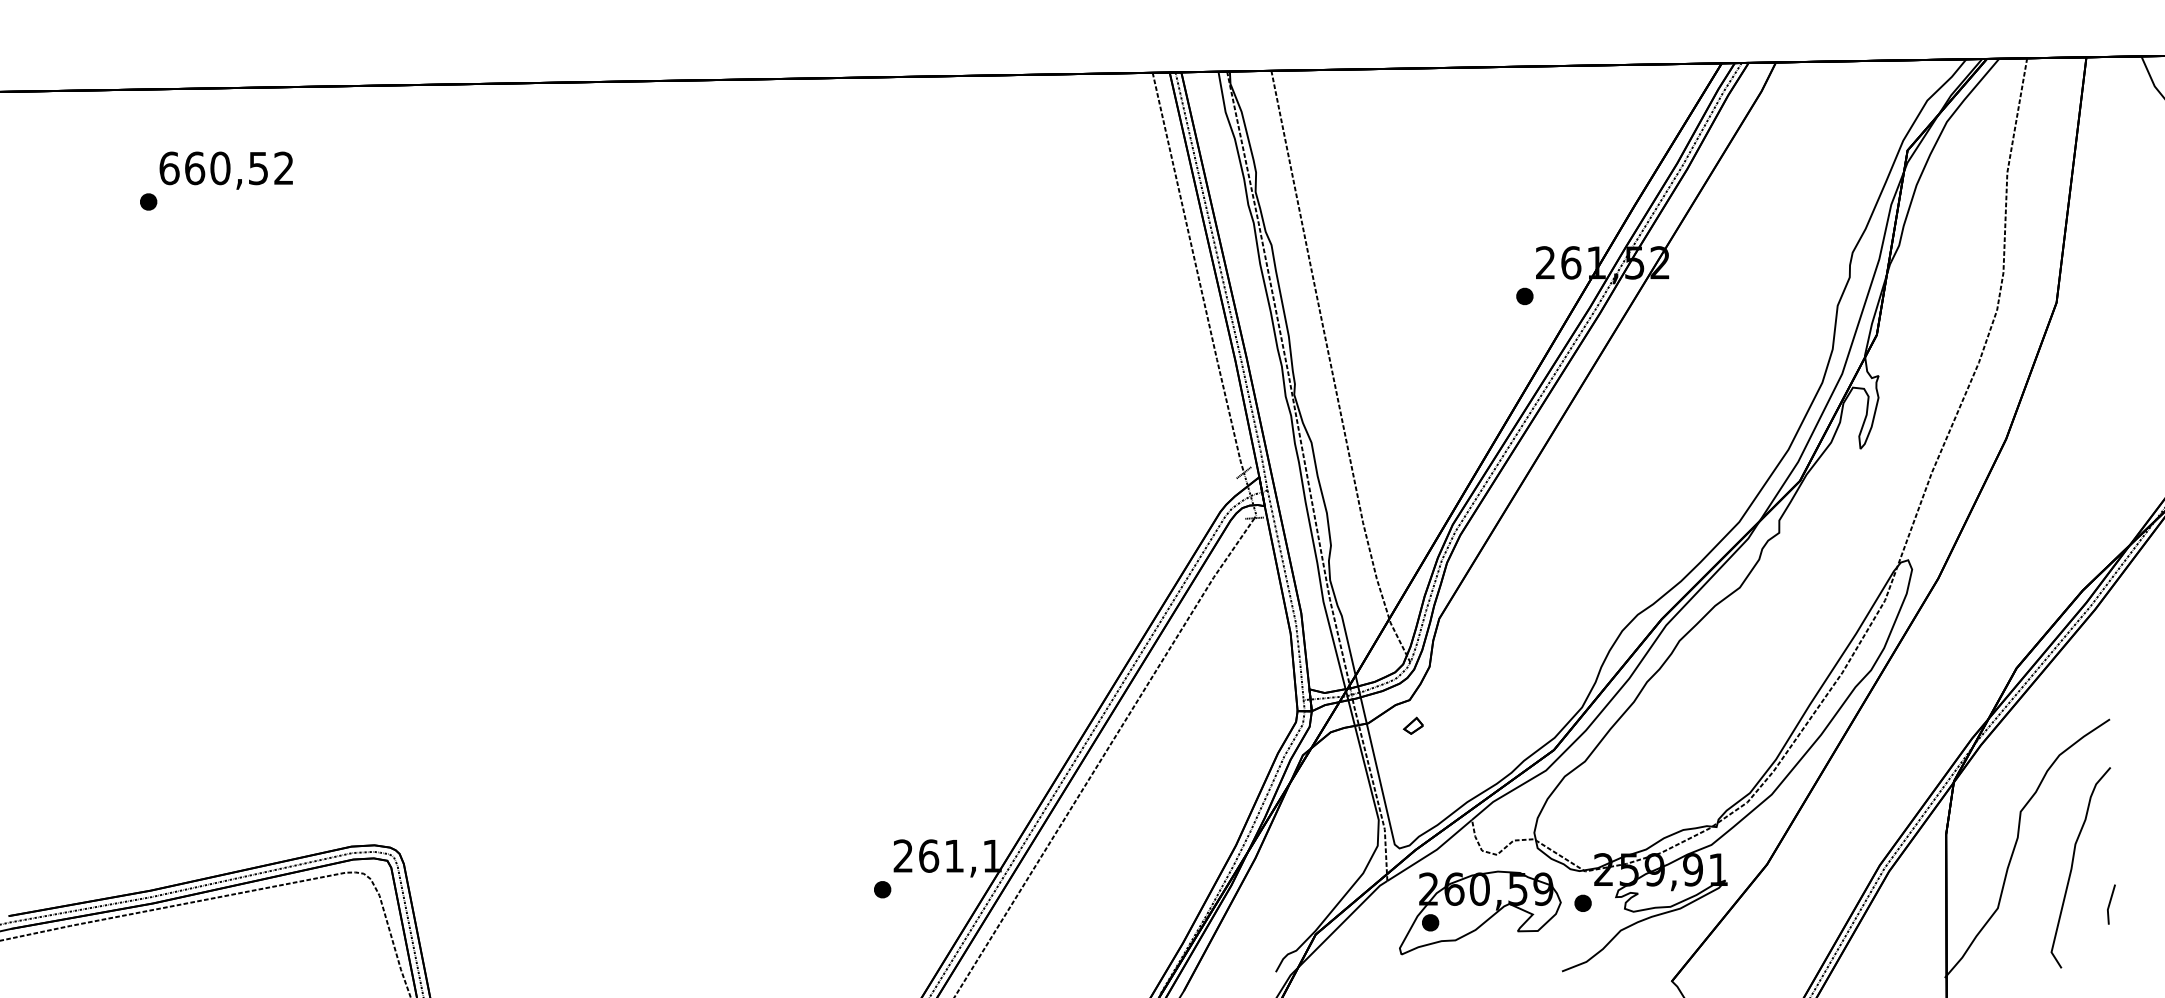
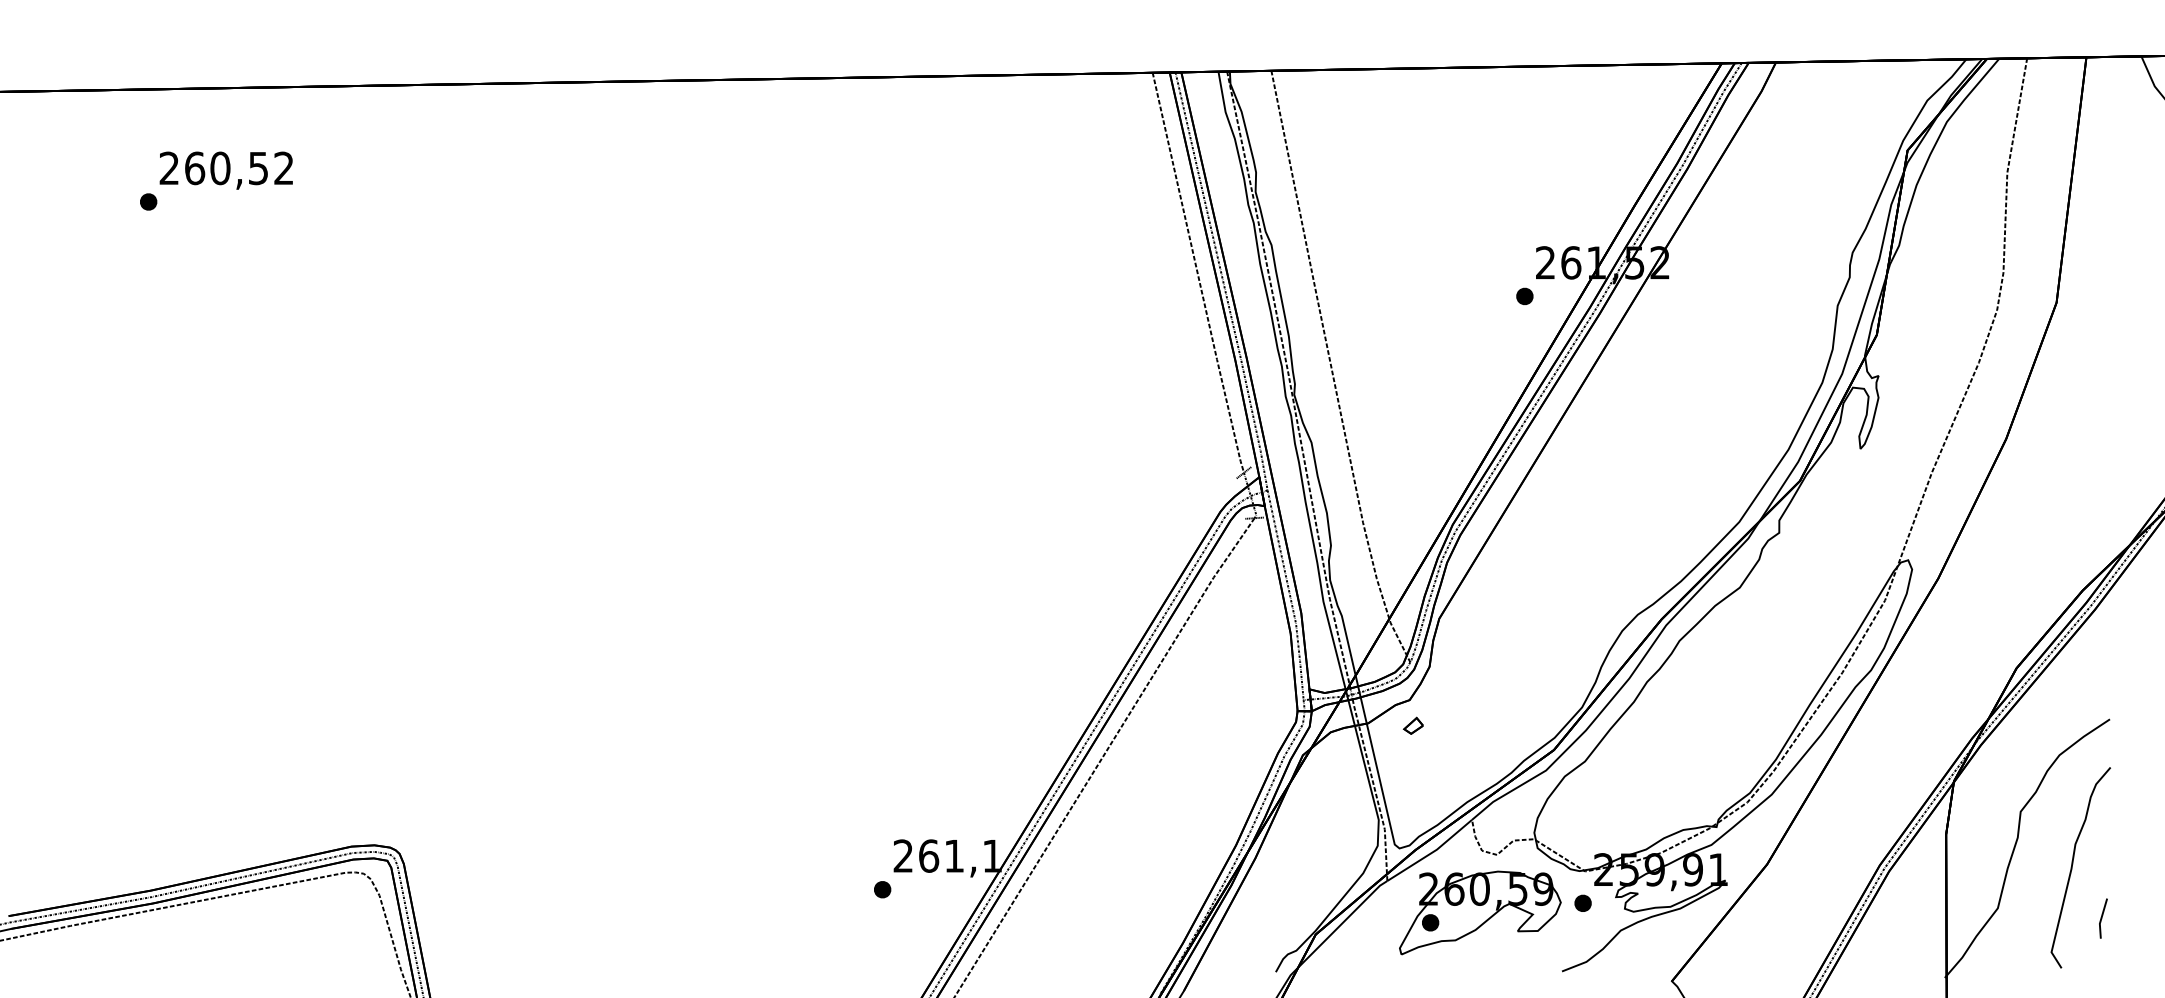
text: 660,52 -> 260,52 (169, 168)
line position: (2110, 904) -> (2102, 918) (2102, 918)
